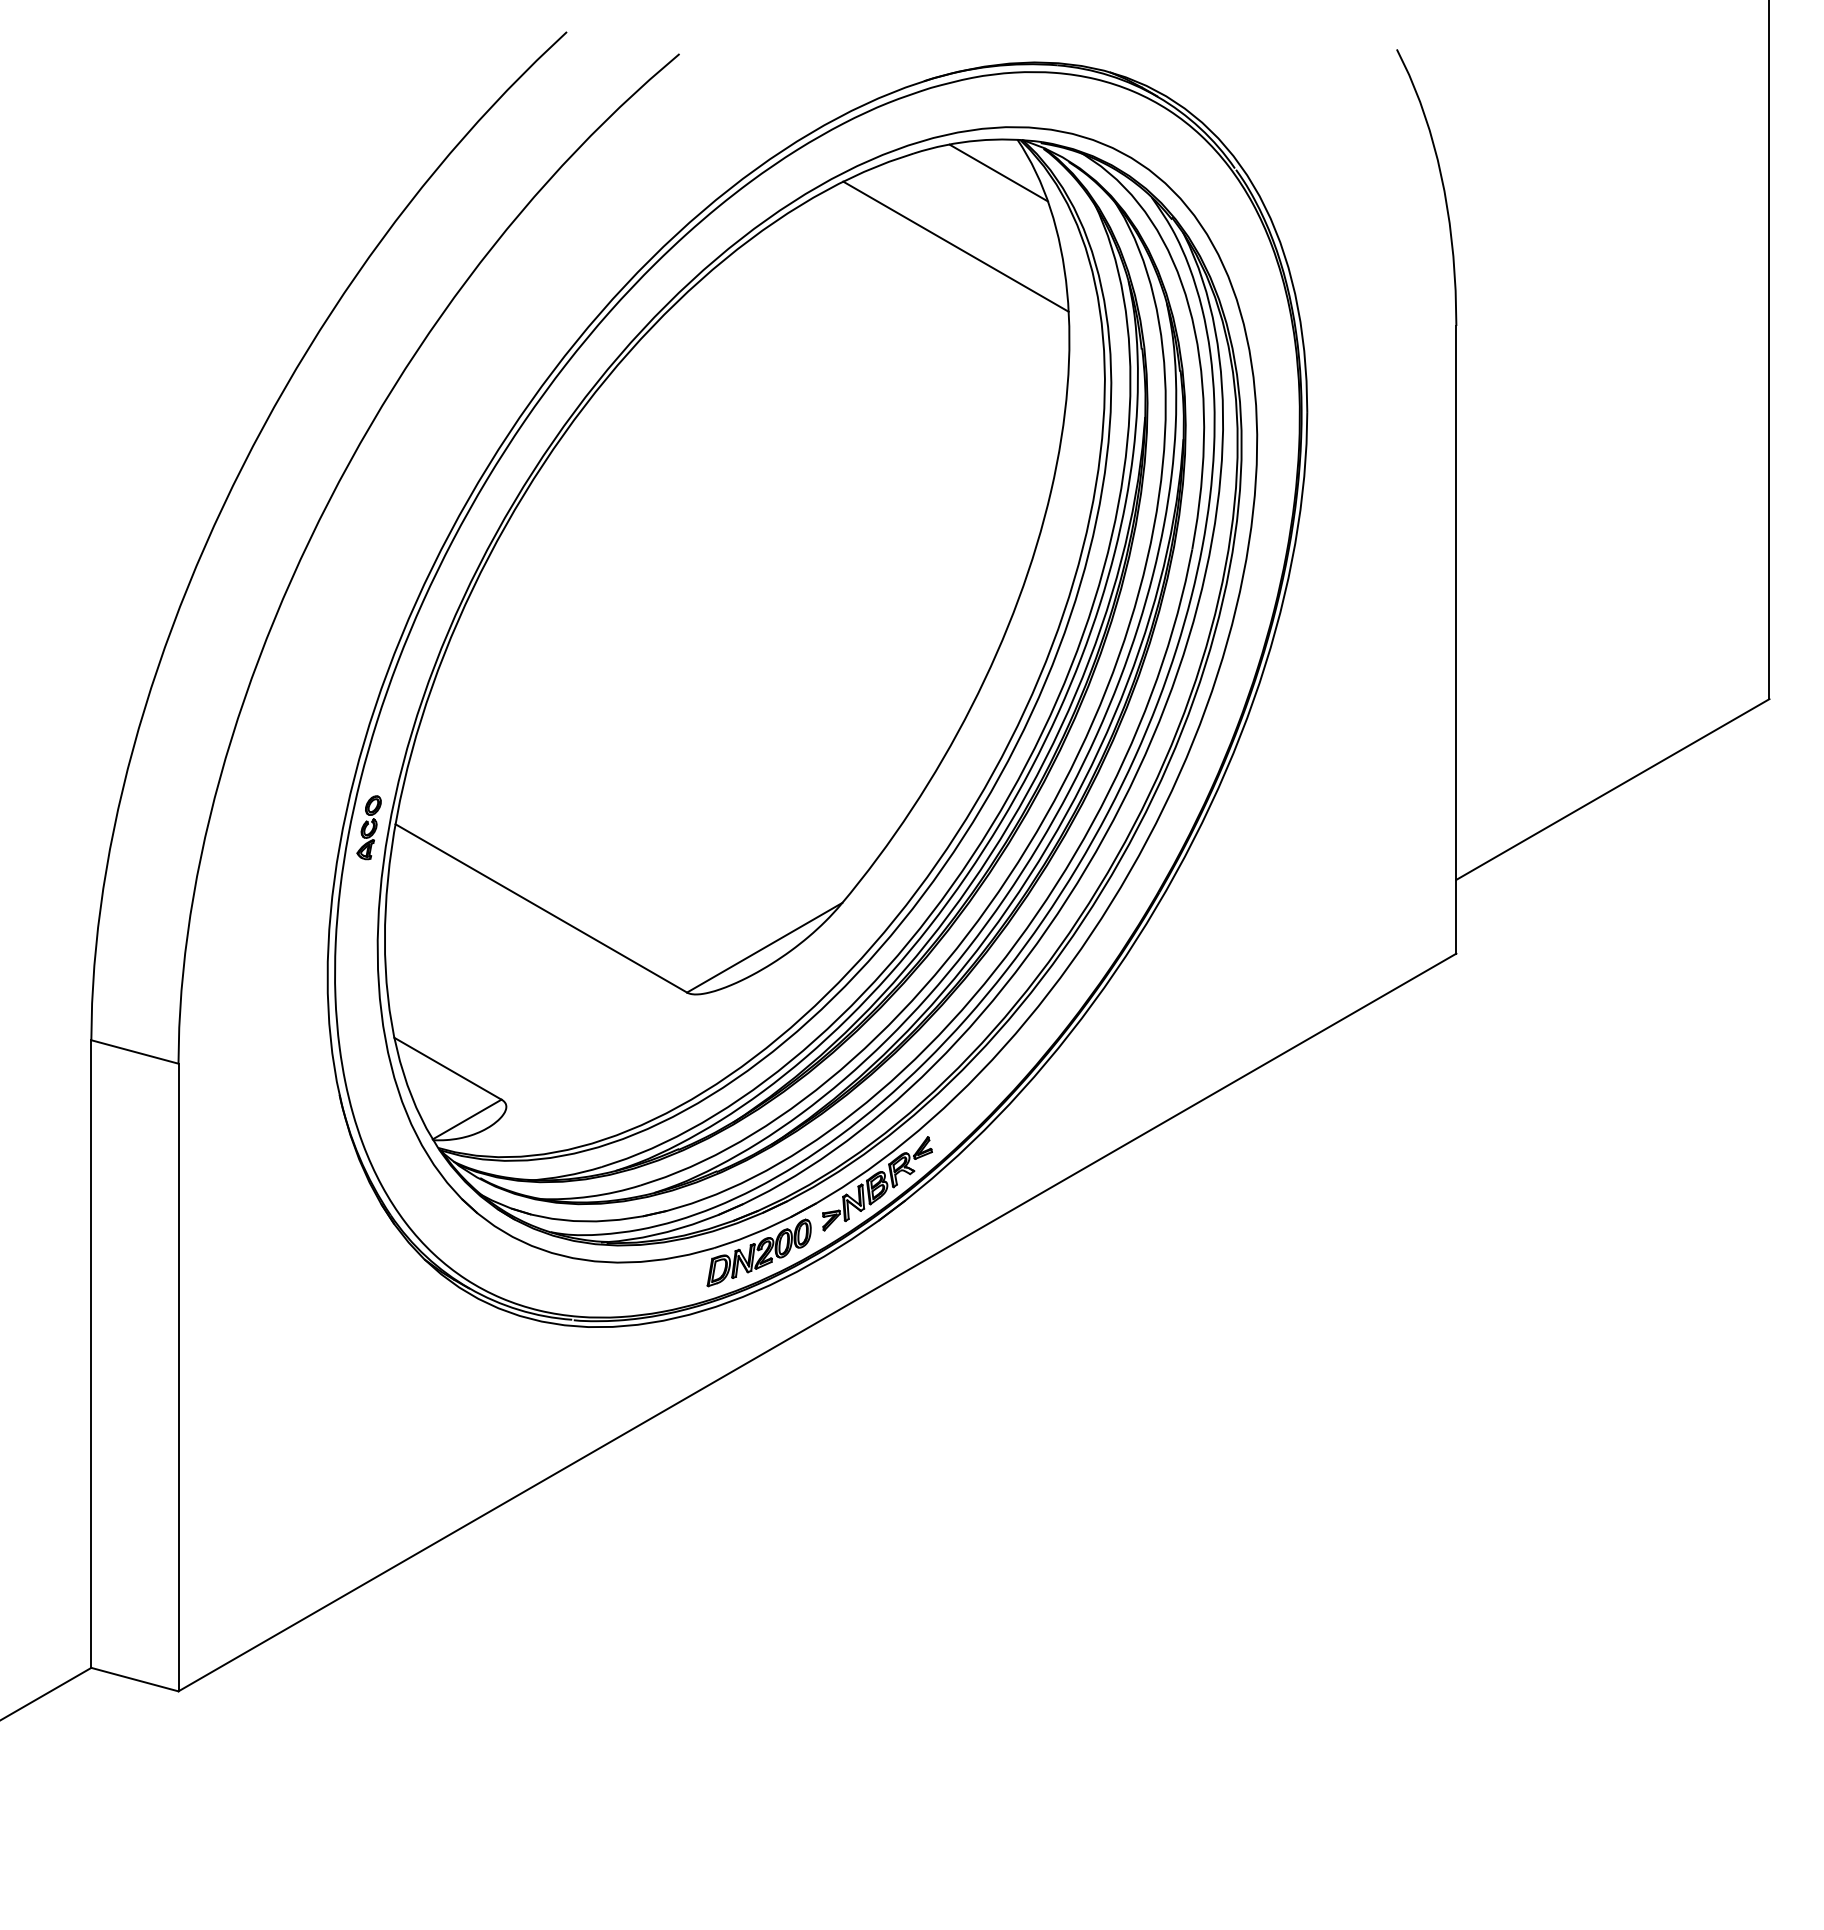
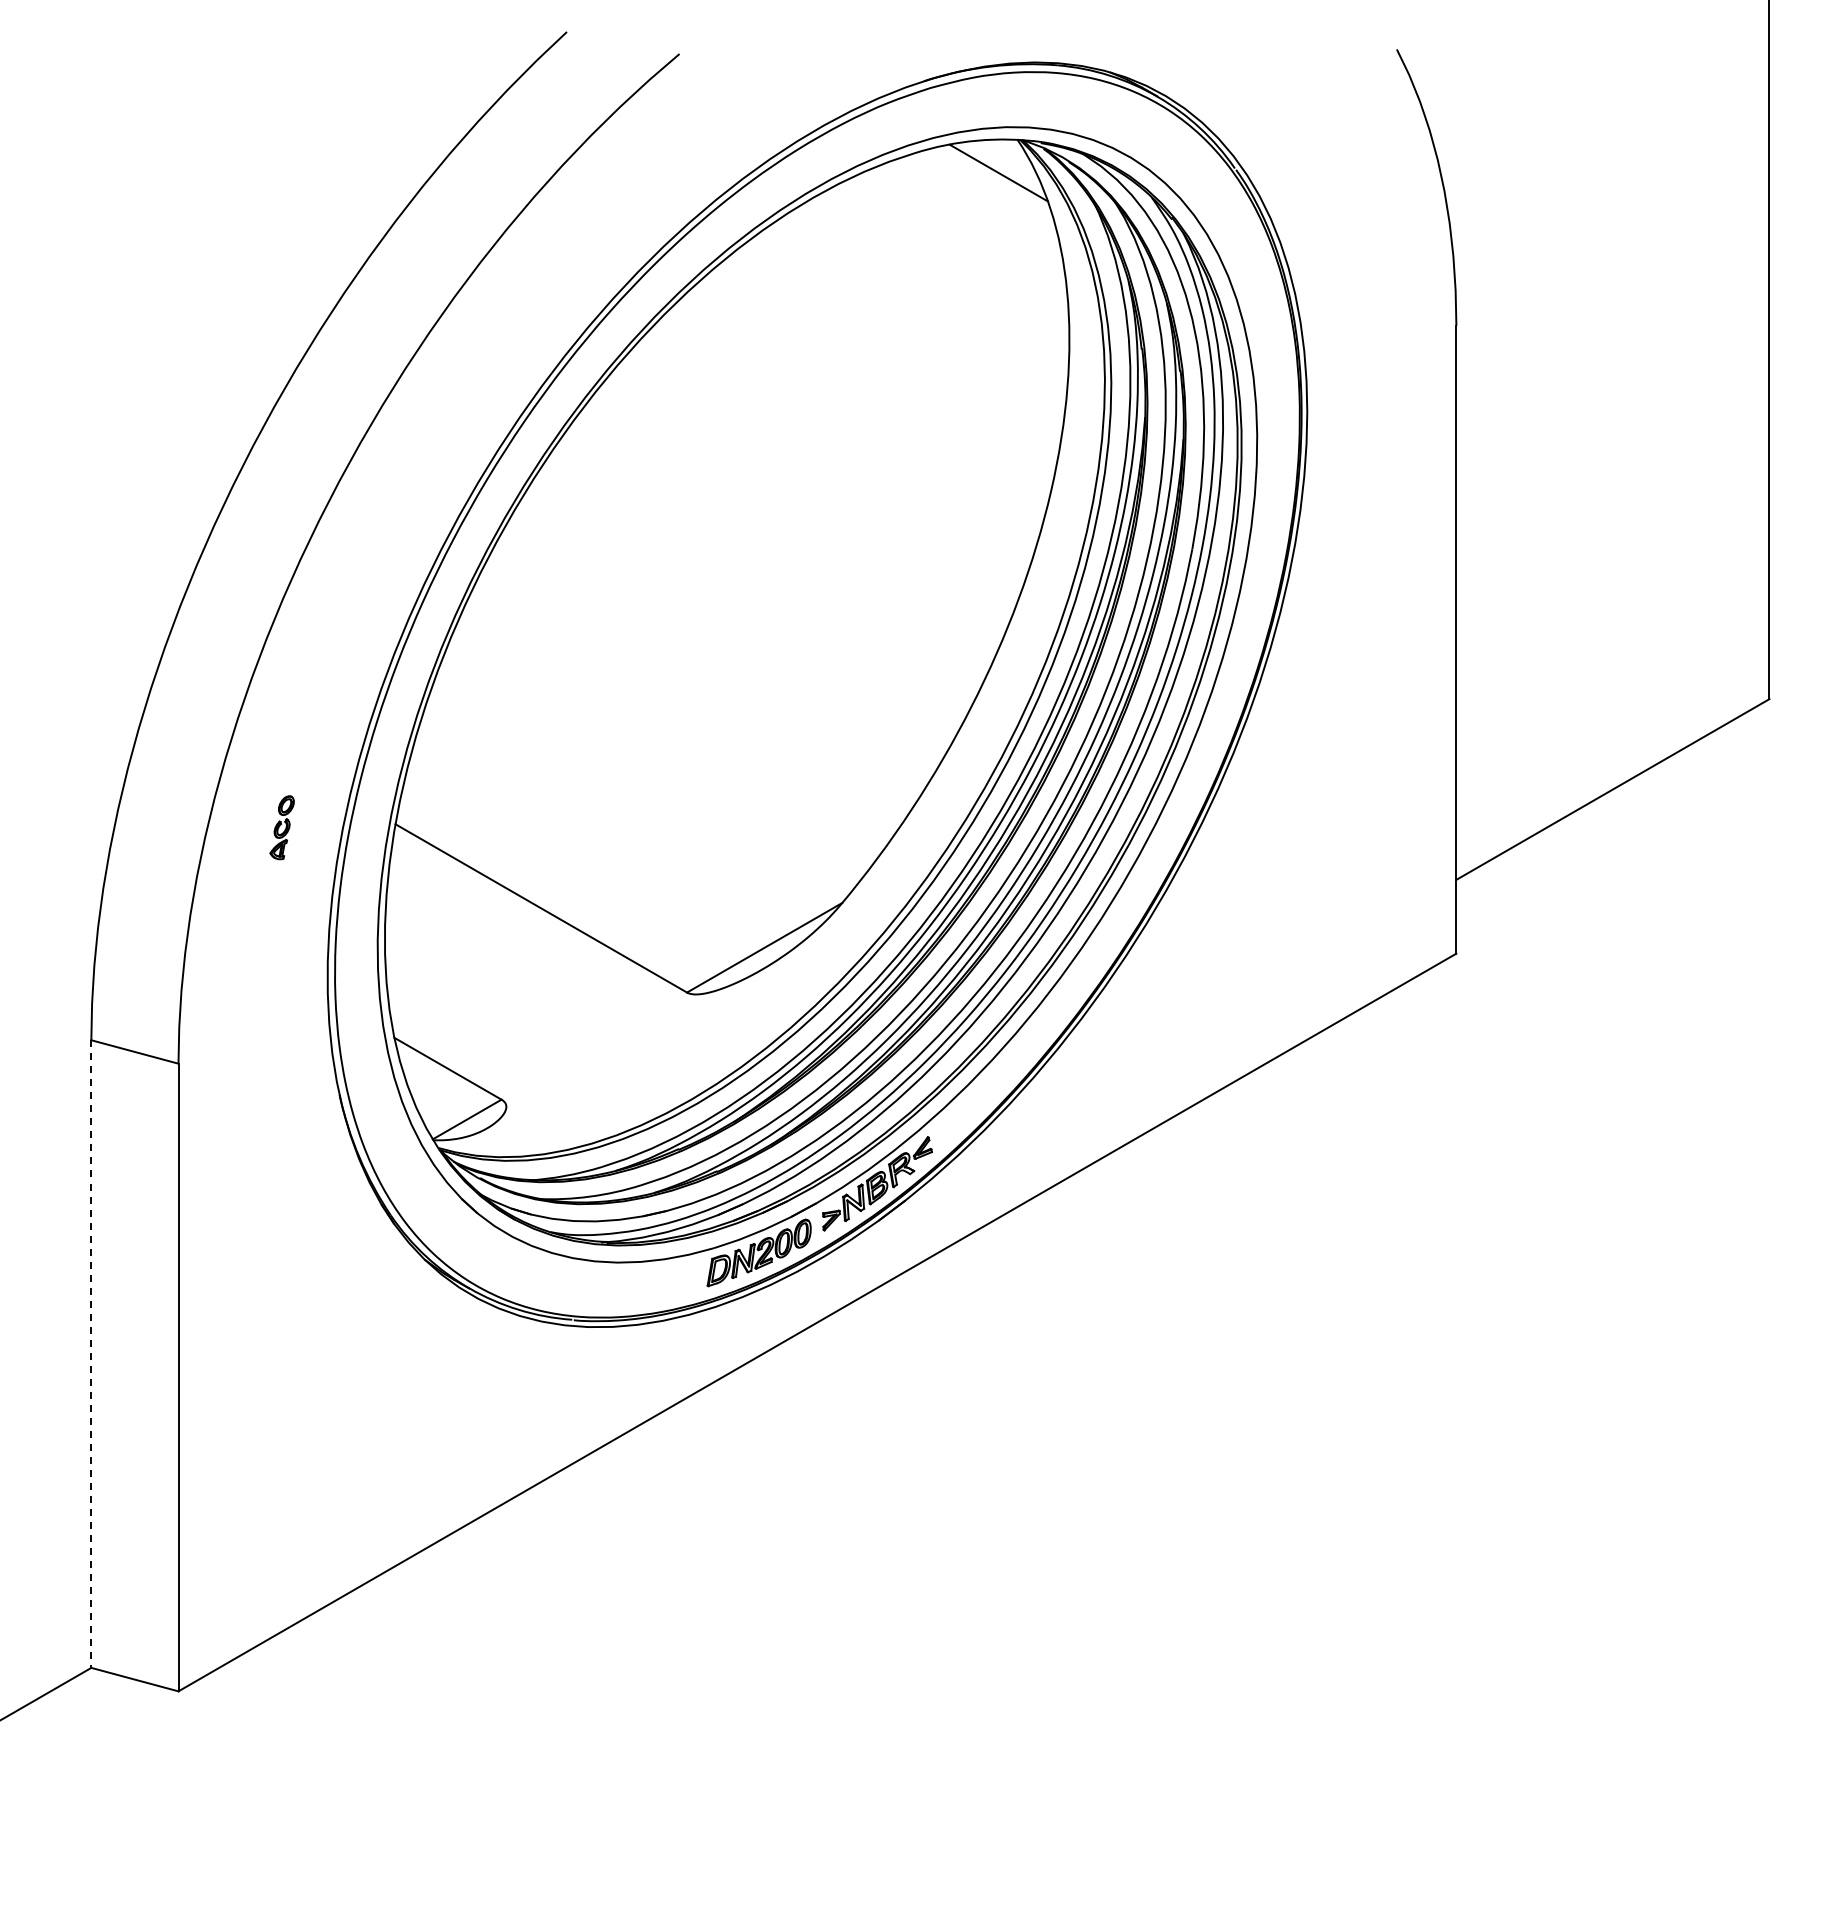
line: present -> none (955, 246)
part position: (368, 827) -> (281, 827) (281, 827)
line: solid -> dashed (91, 1354)
